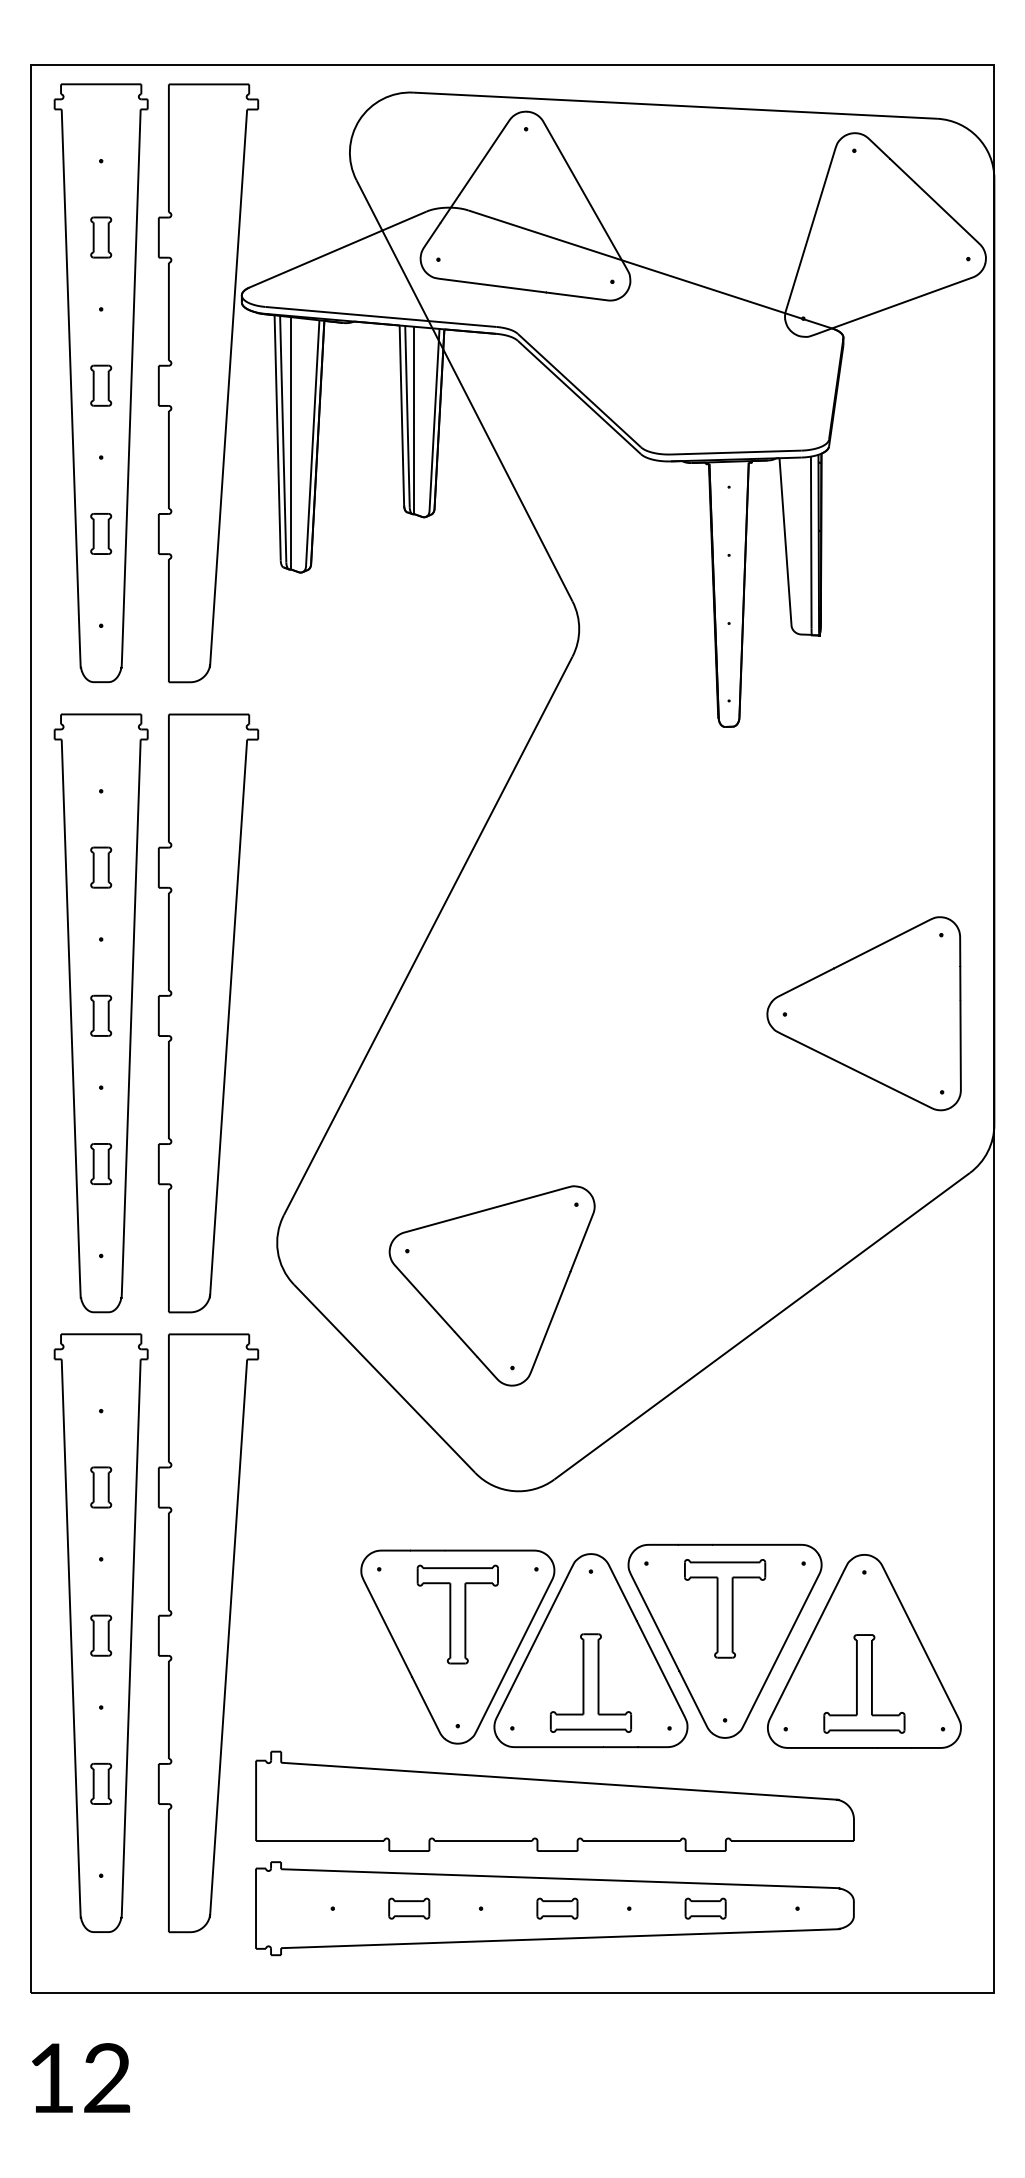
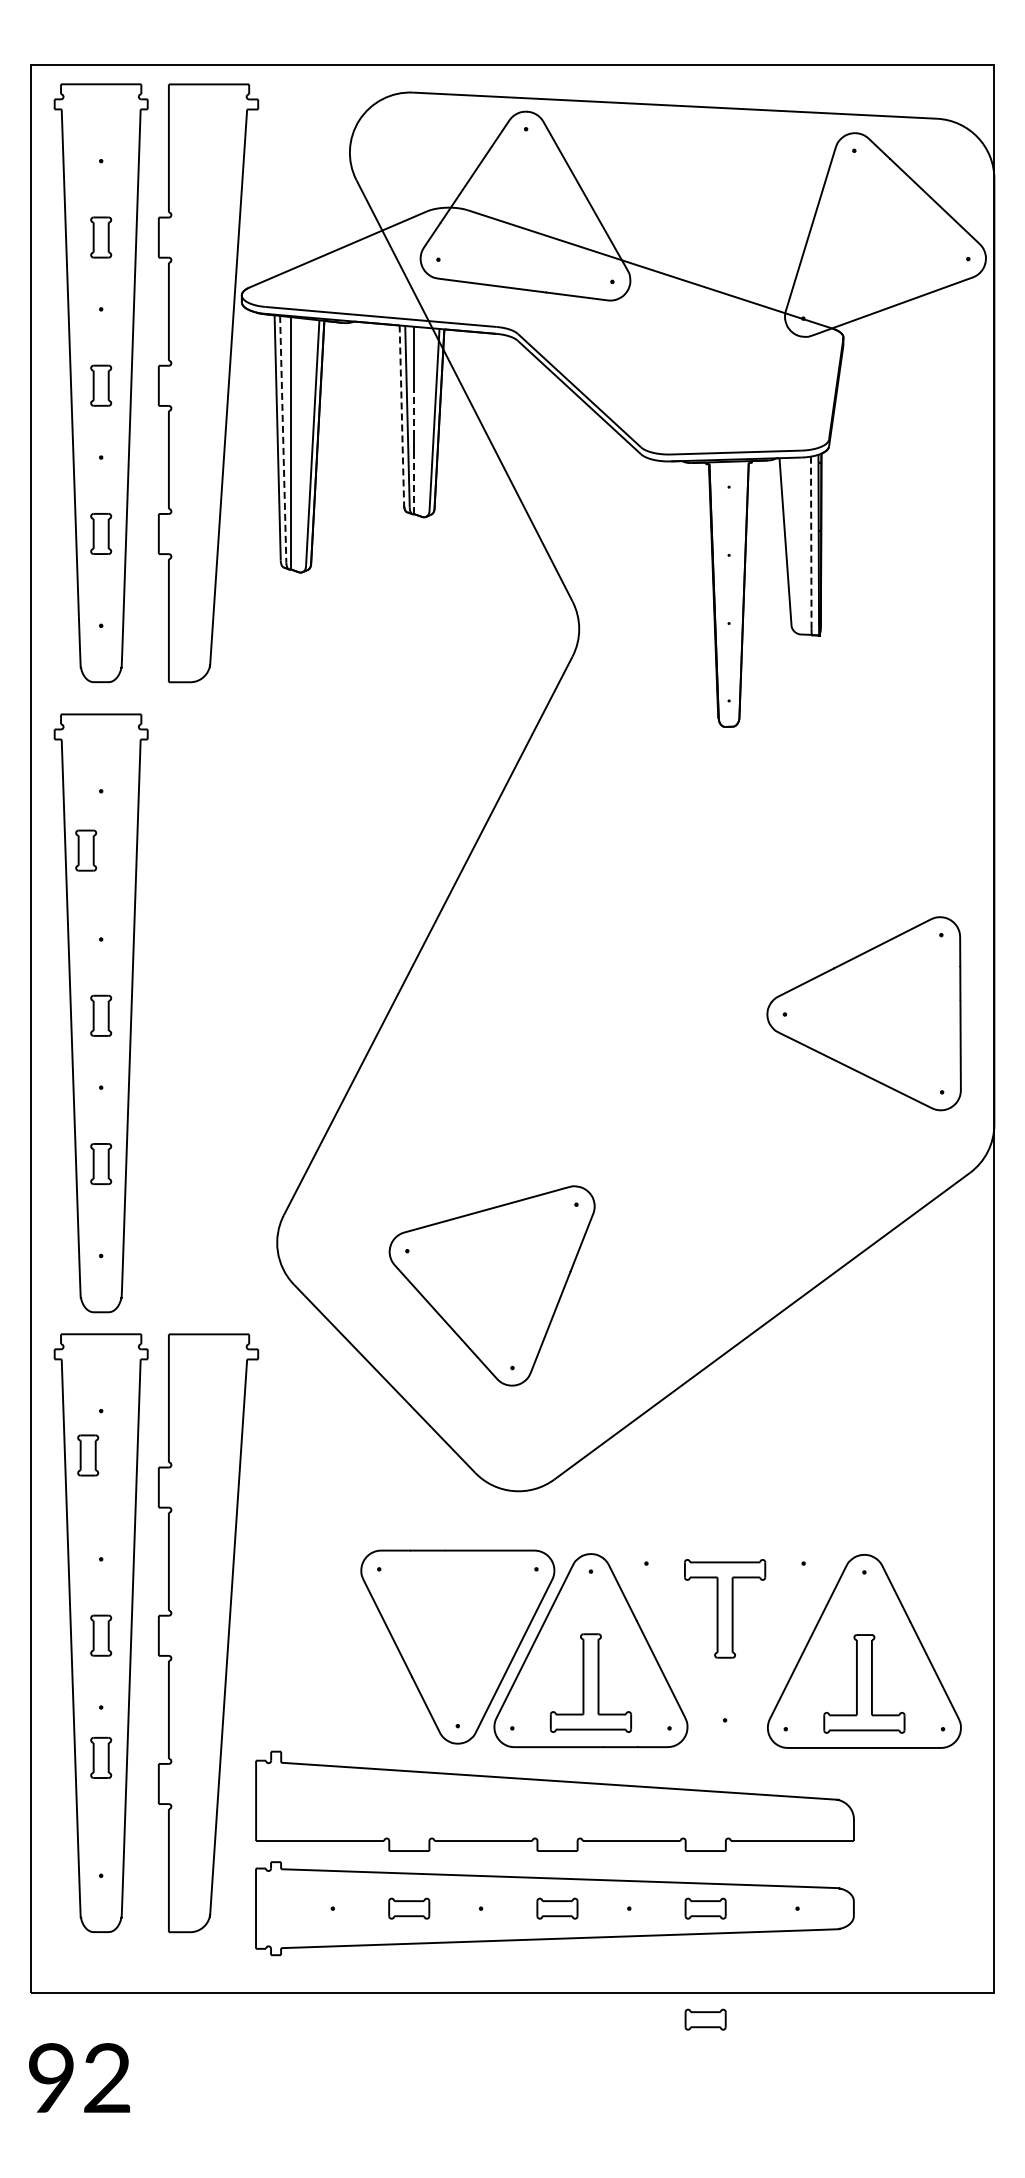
line: solid -> dashed (414, 411)
line: solid -> dashed (401, 415)
line: solid -> dashed (283, 439)
line: solid -> dashed (414, 484)
line: solid -> dashed (811, 542)
part position: (101, 867) -> (86, 850) (86, 850)
part: present -> none (208, 1013)
part position: (101, 1487) -> (88, 1455) (88, 1455)
part: present -> none (457, 1614)
part: present -> none (724, 1640)
part position: (101, 1783) -> (101, 1757) (101, 1757)
part: none -> present (705, 2019)
text: 12 -> 92 (51, 2077)
